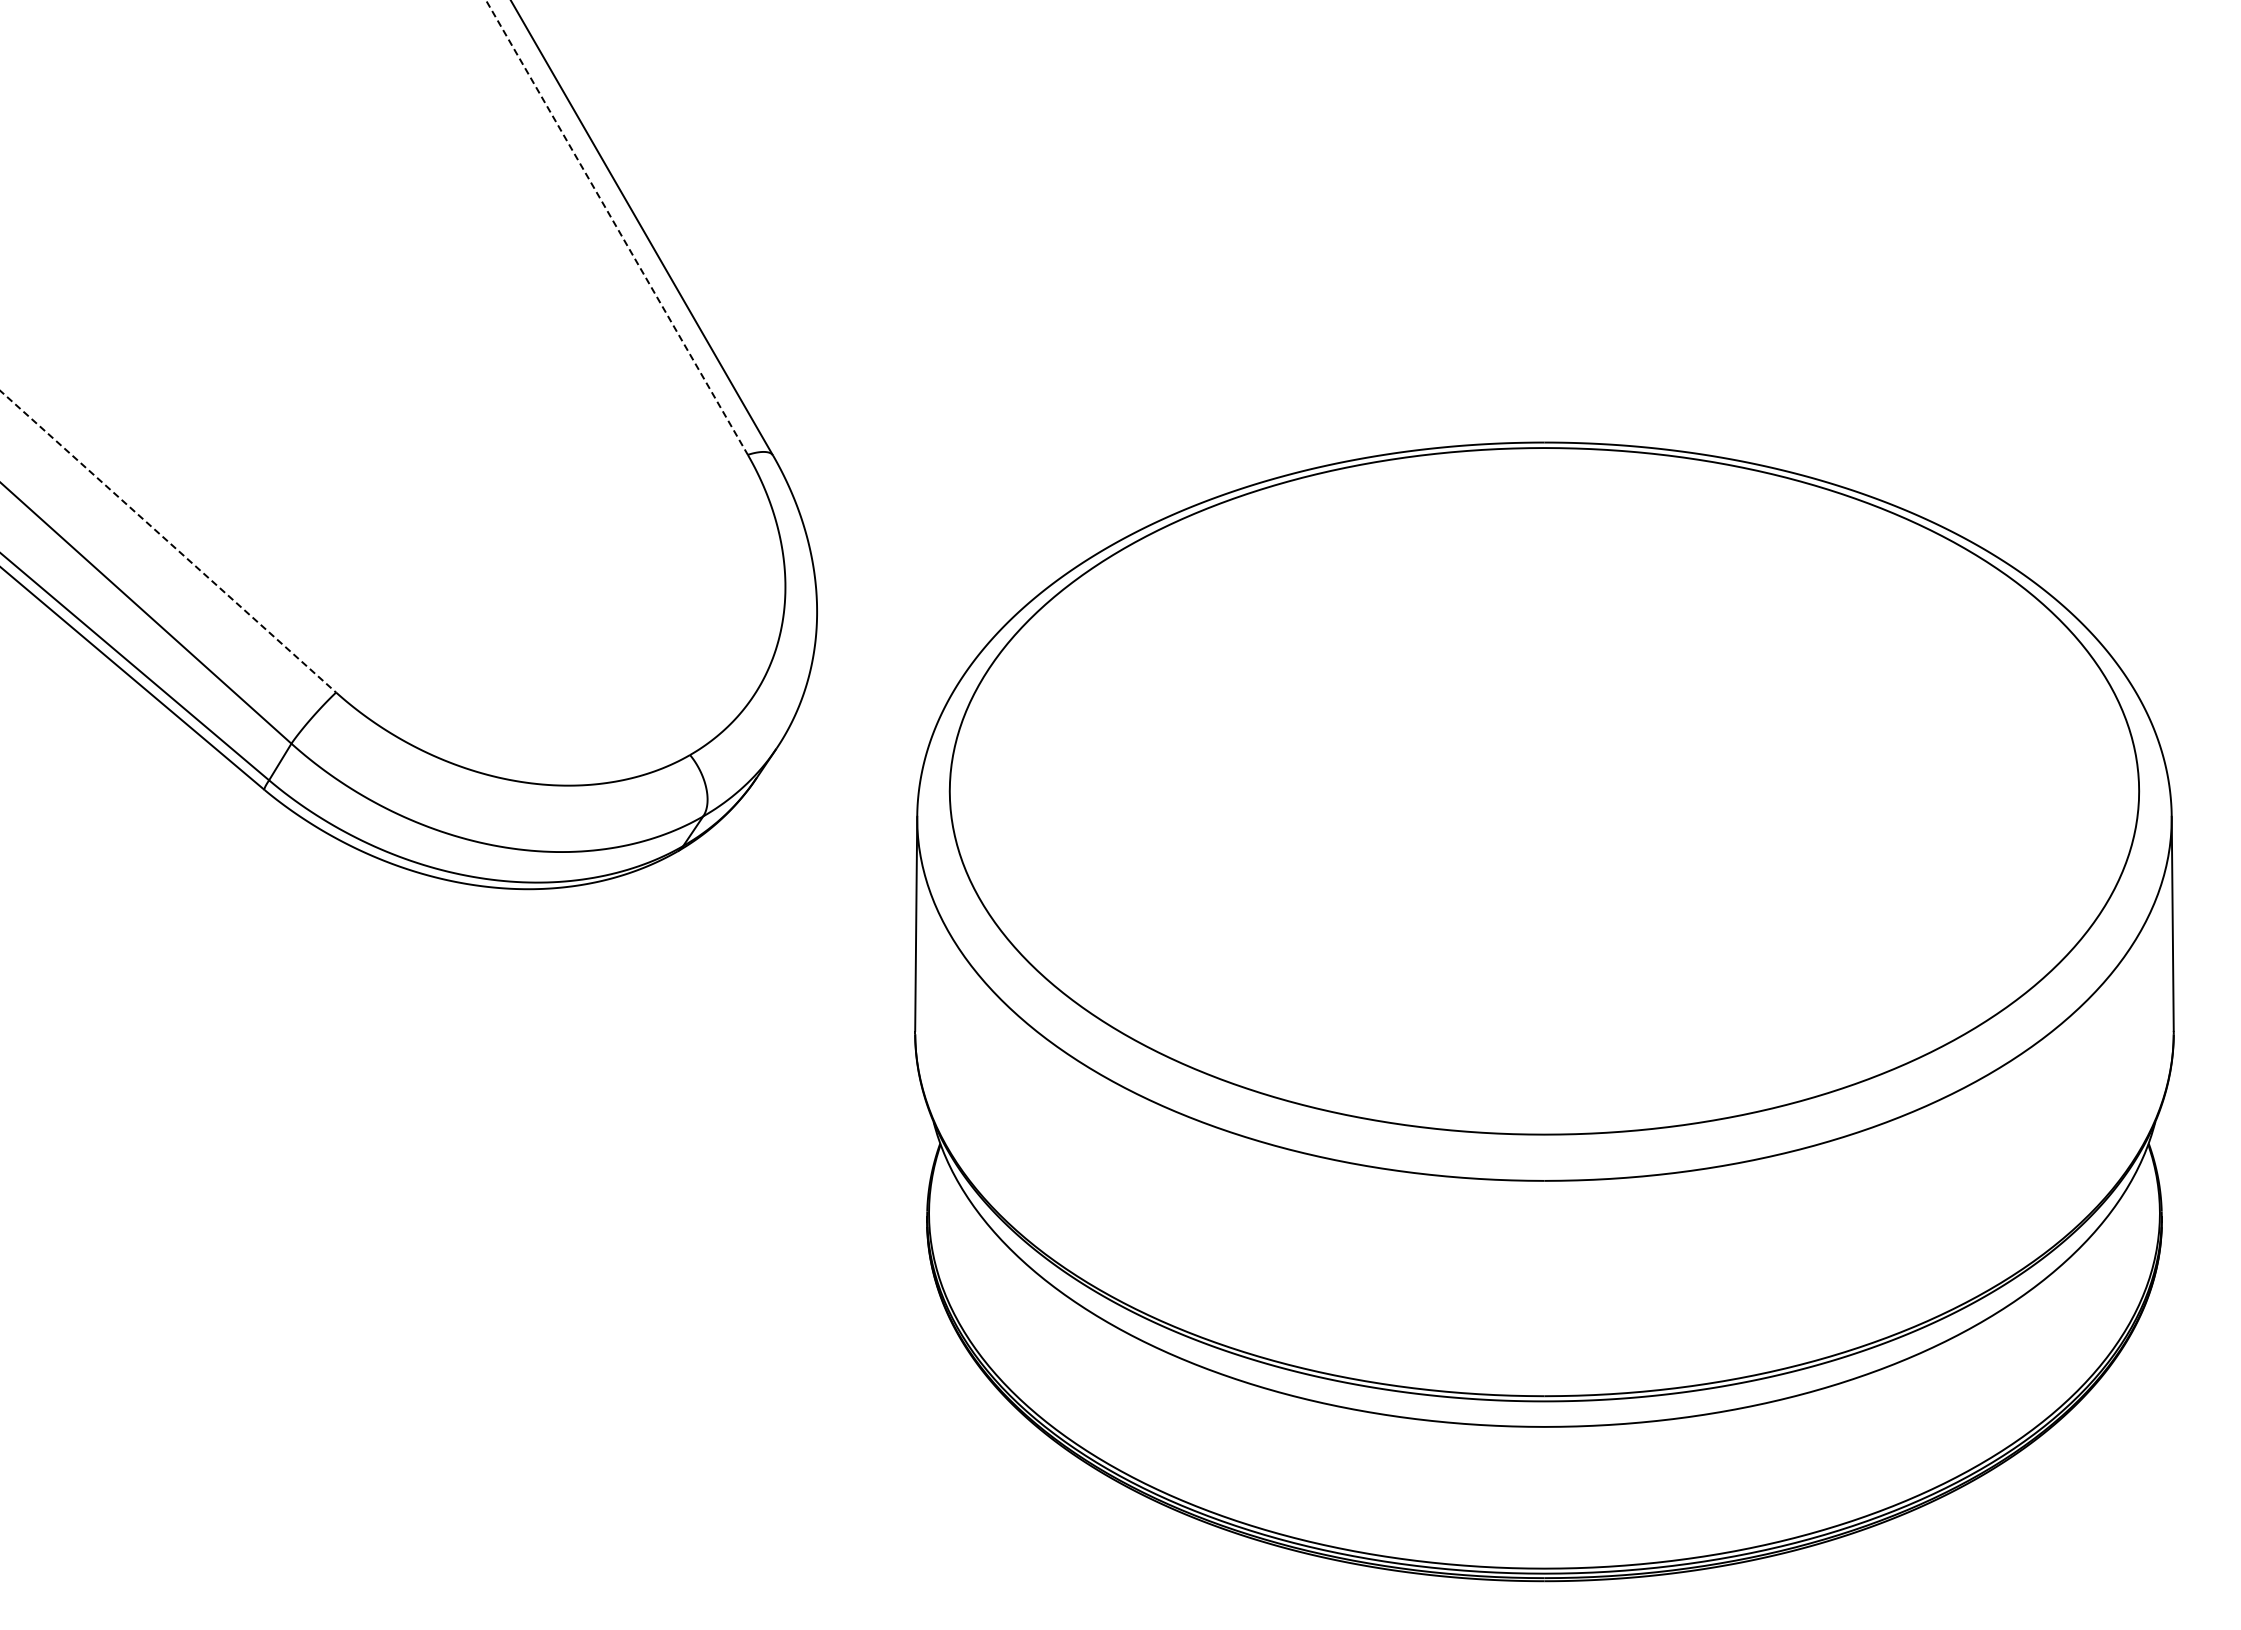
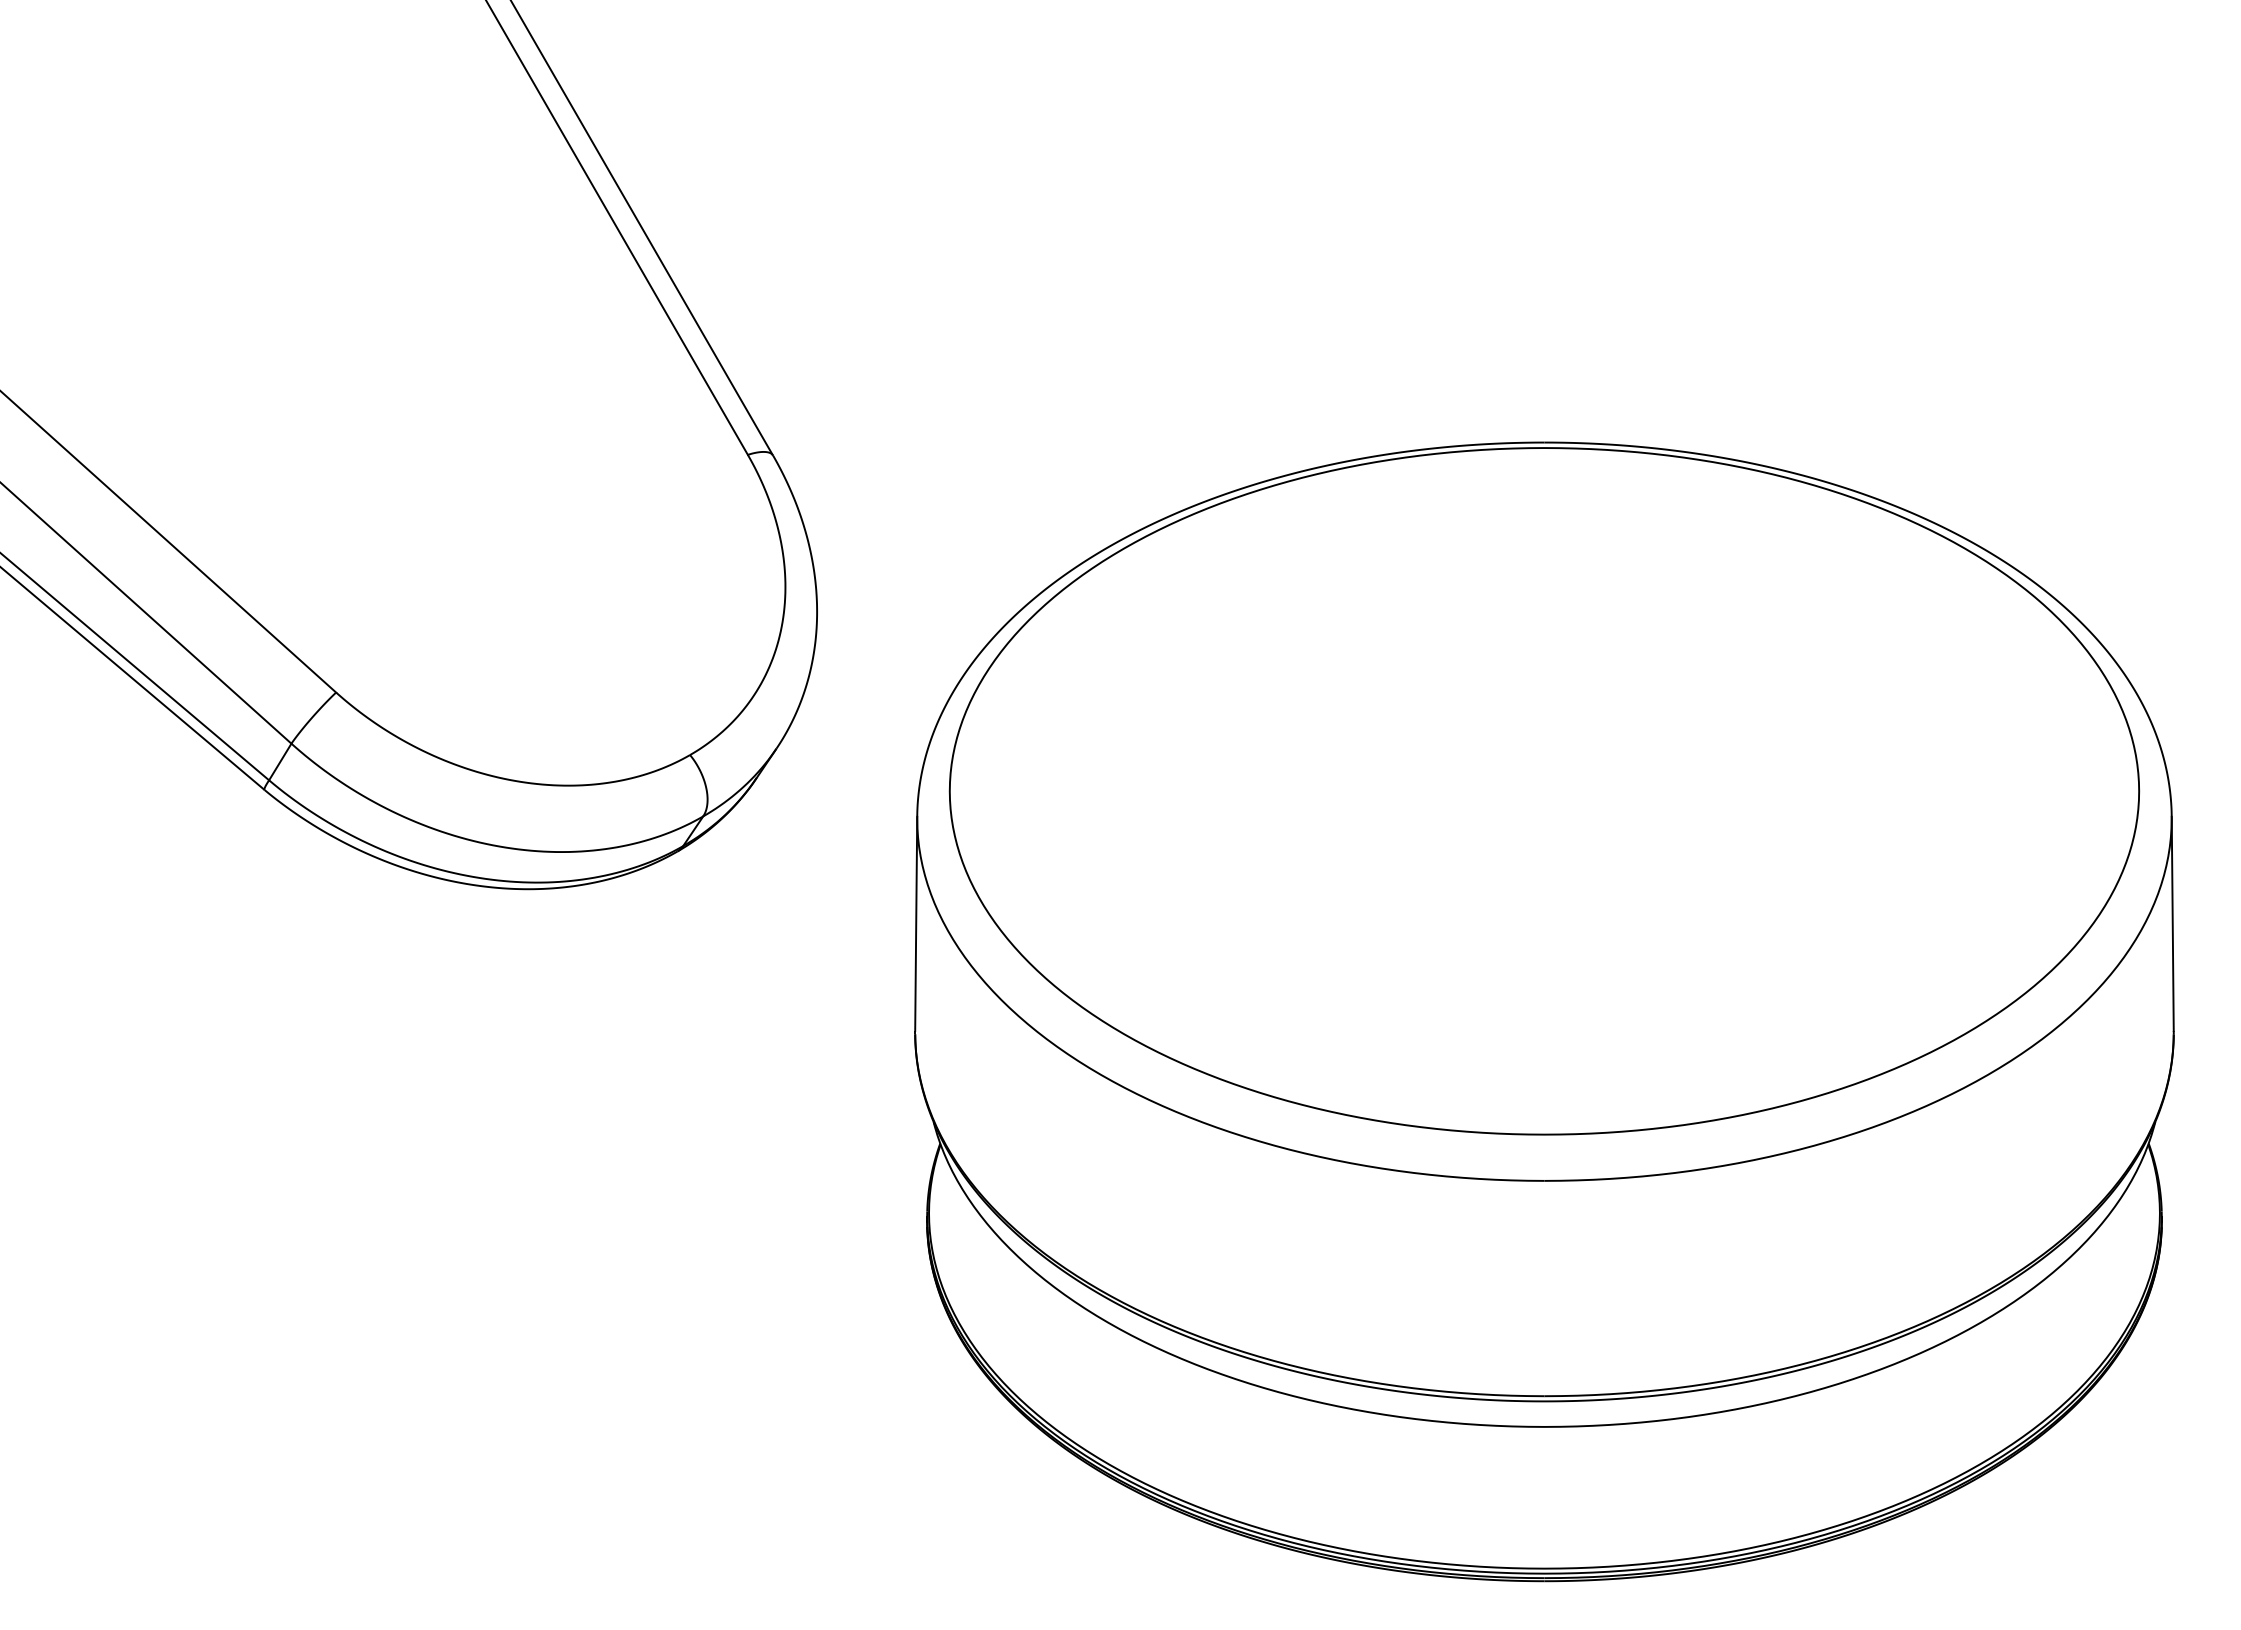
line: dashed -> solid (617, 228)
line: dashed -> solid (168, 541)
